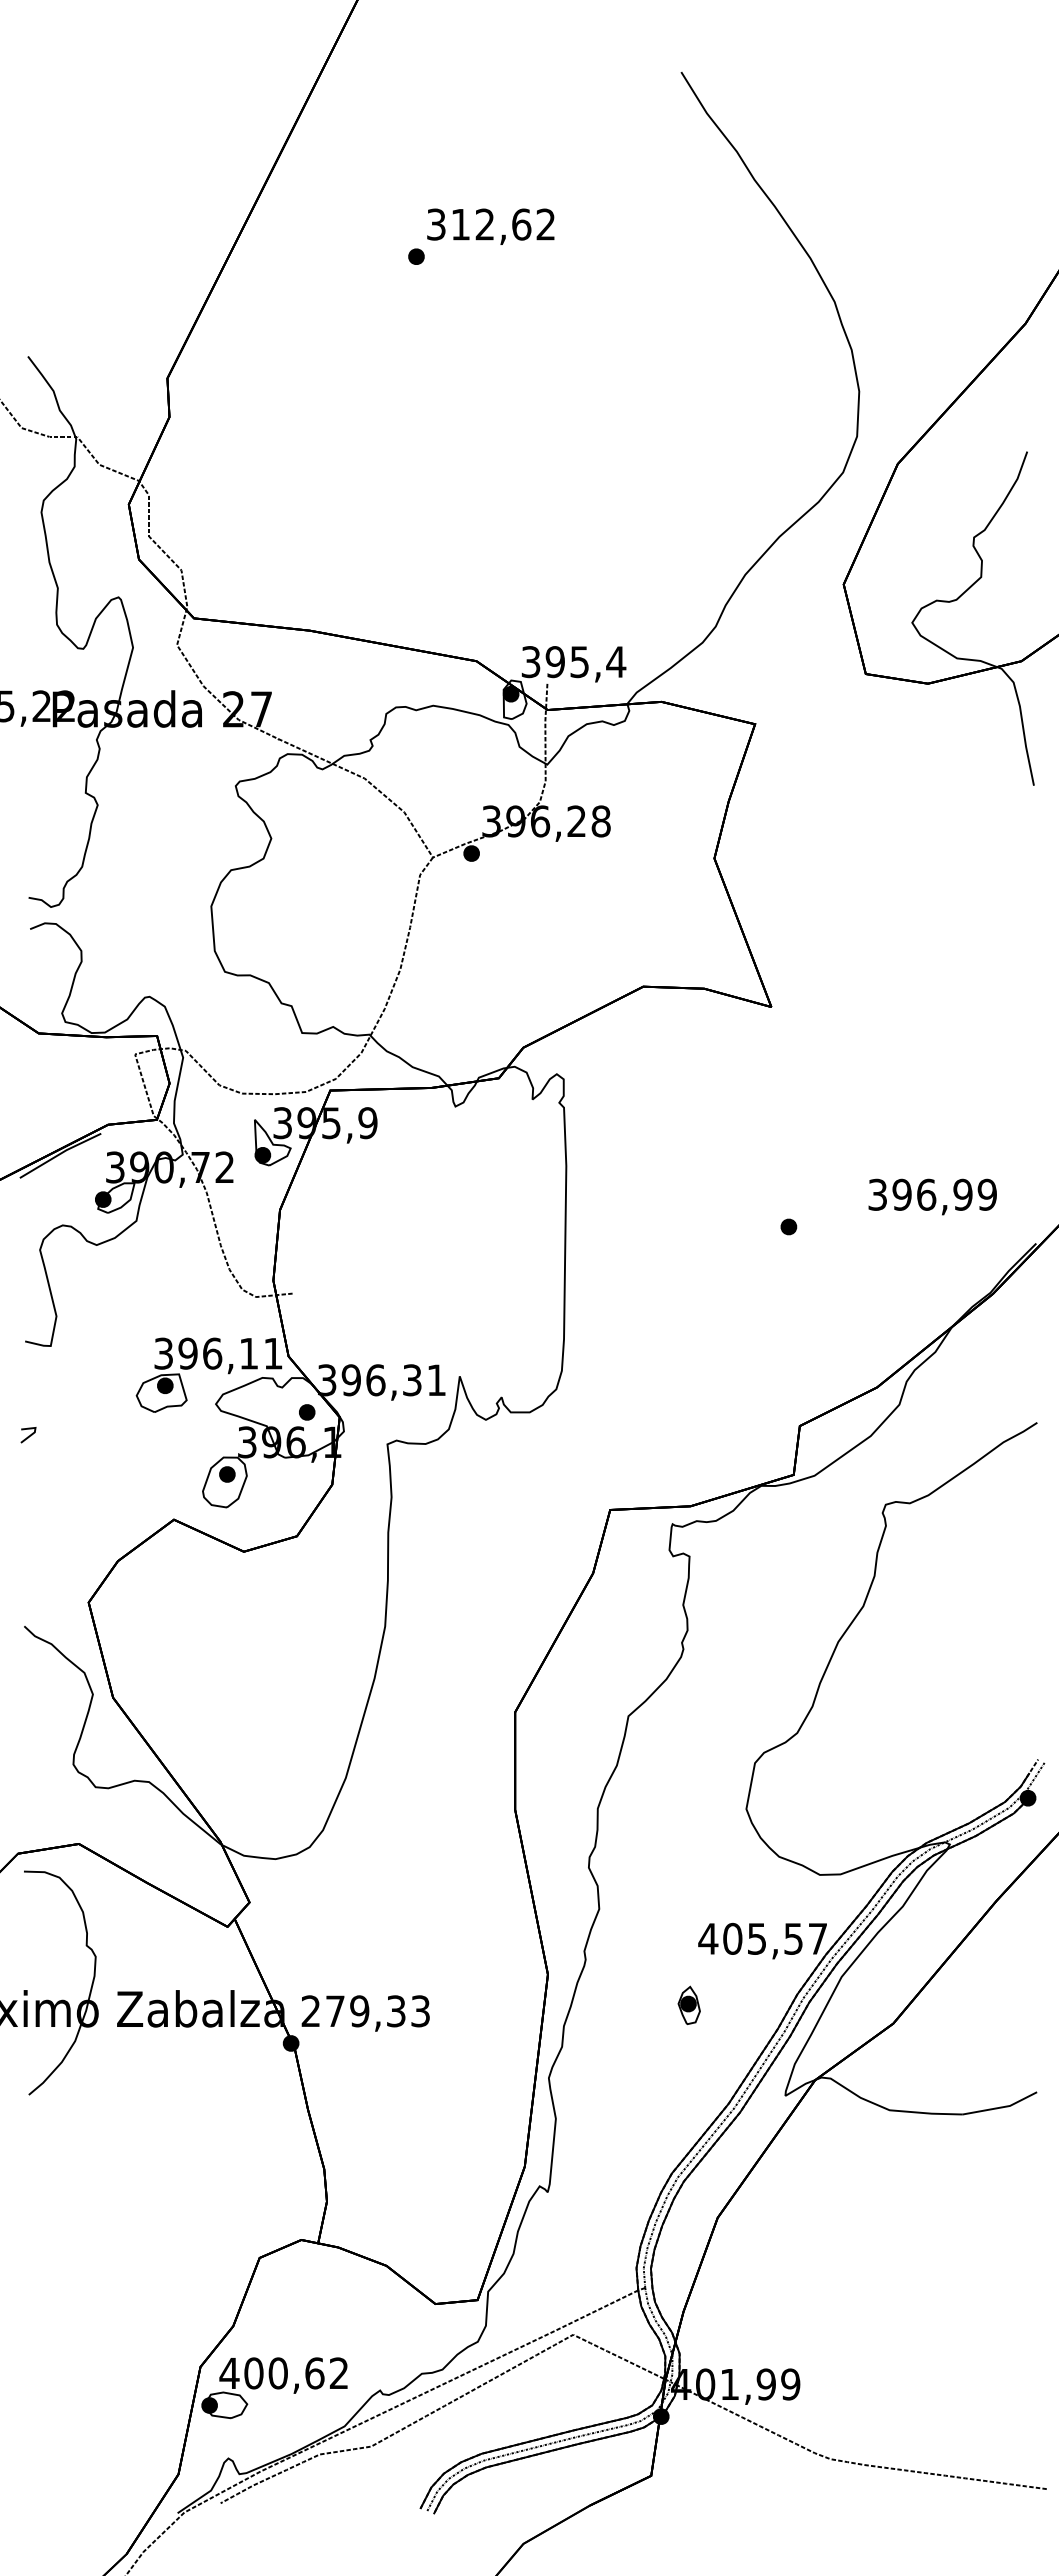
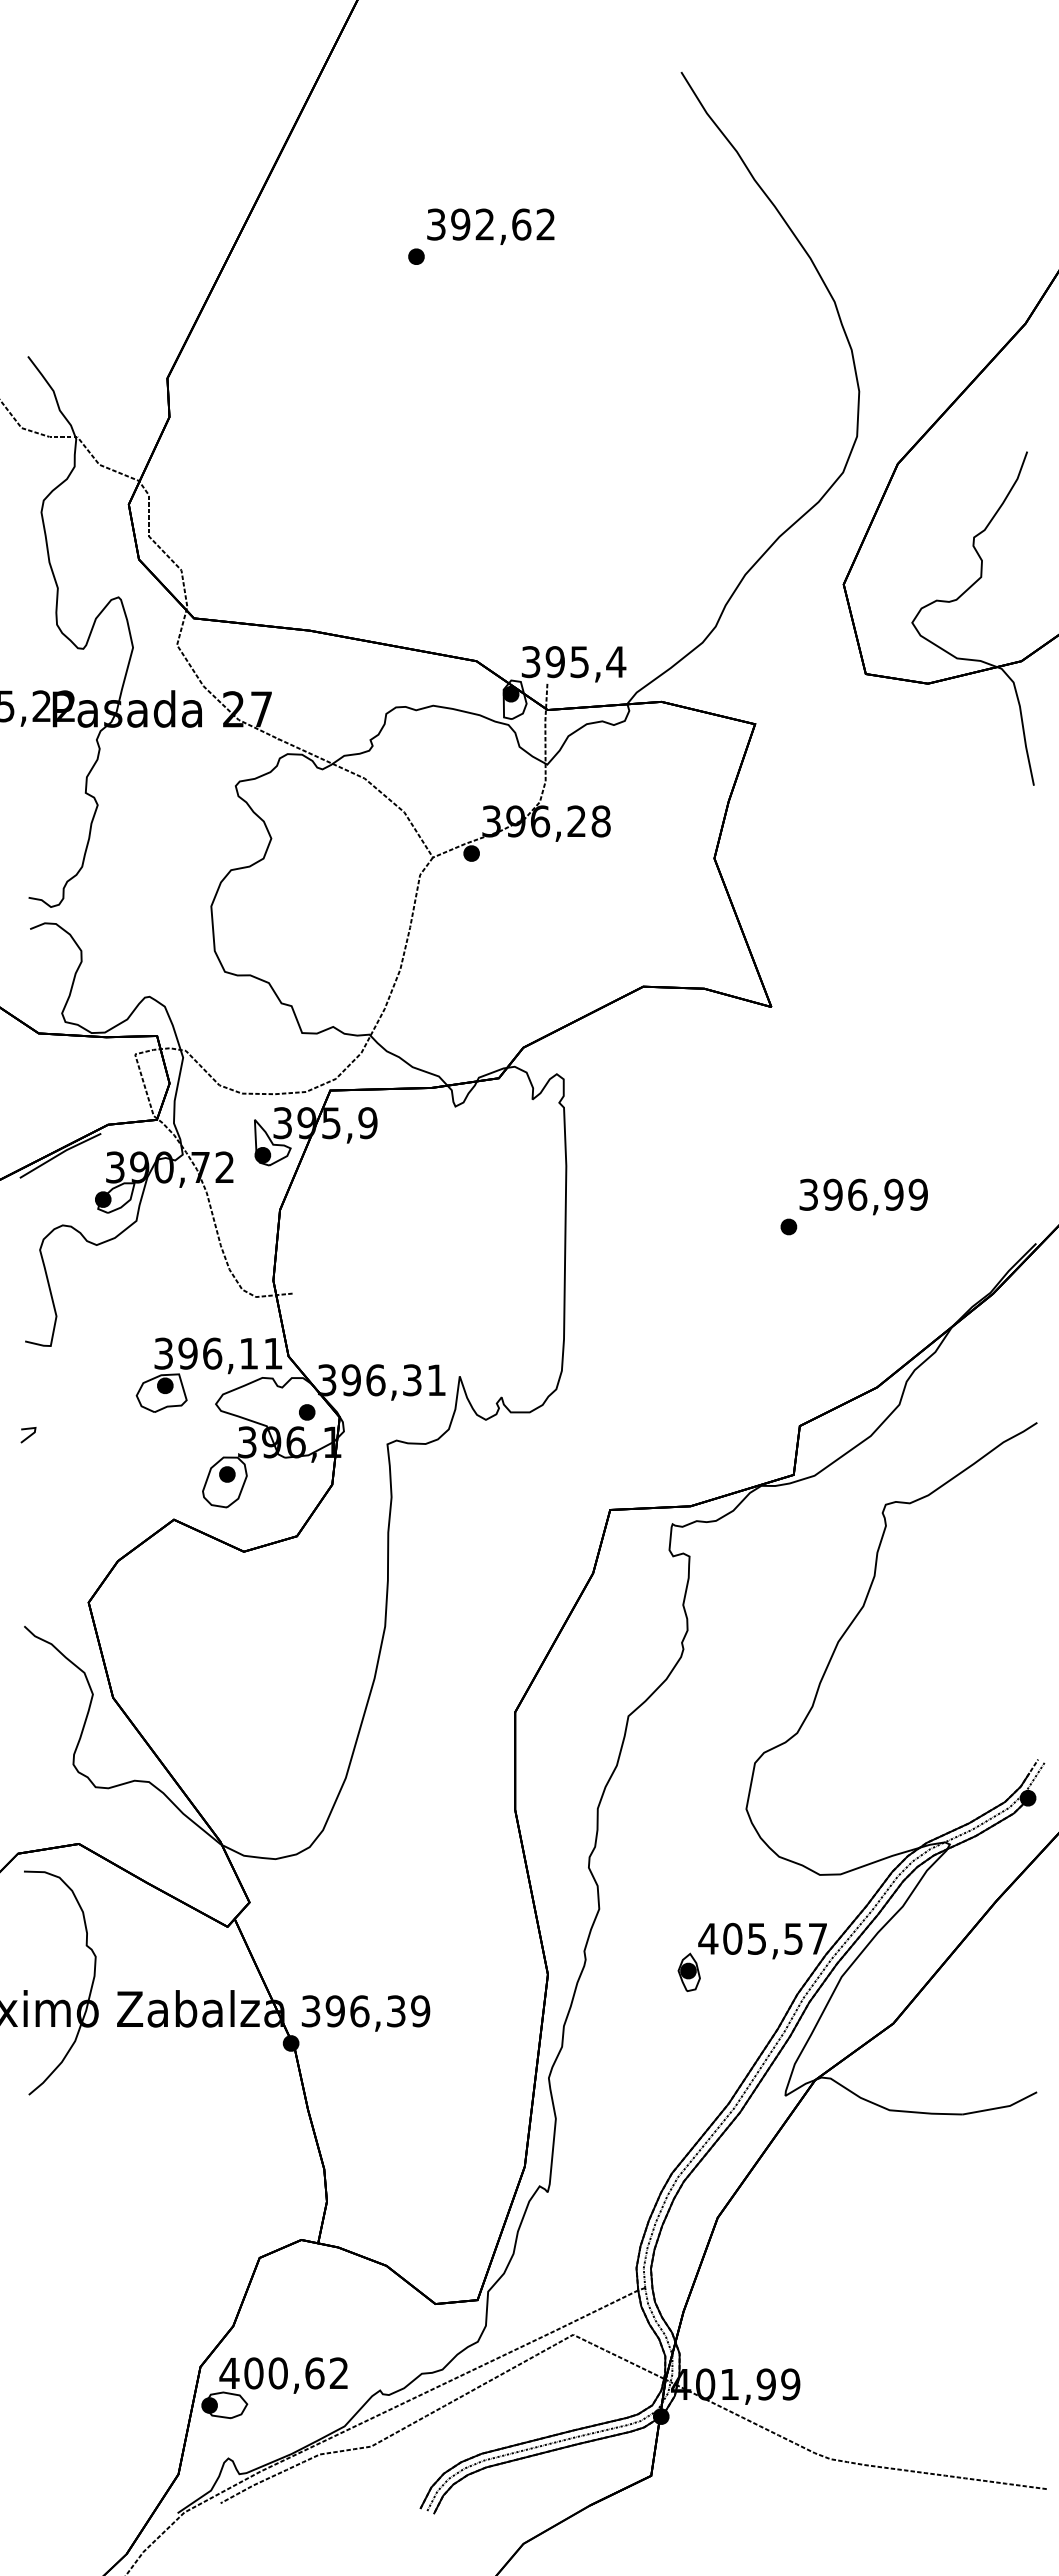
text: 312,62 -> 392,62 (460, 224)
text position: (932, 1196) -> (863, 1196) (863, 1196)
part position: (688, 2004) -> (688, 1971) (688, 1971)
text: 279,33 -> 396,39 (365, 2011)
